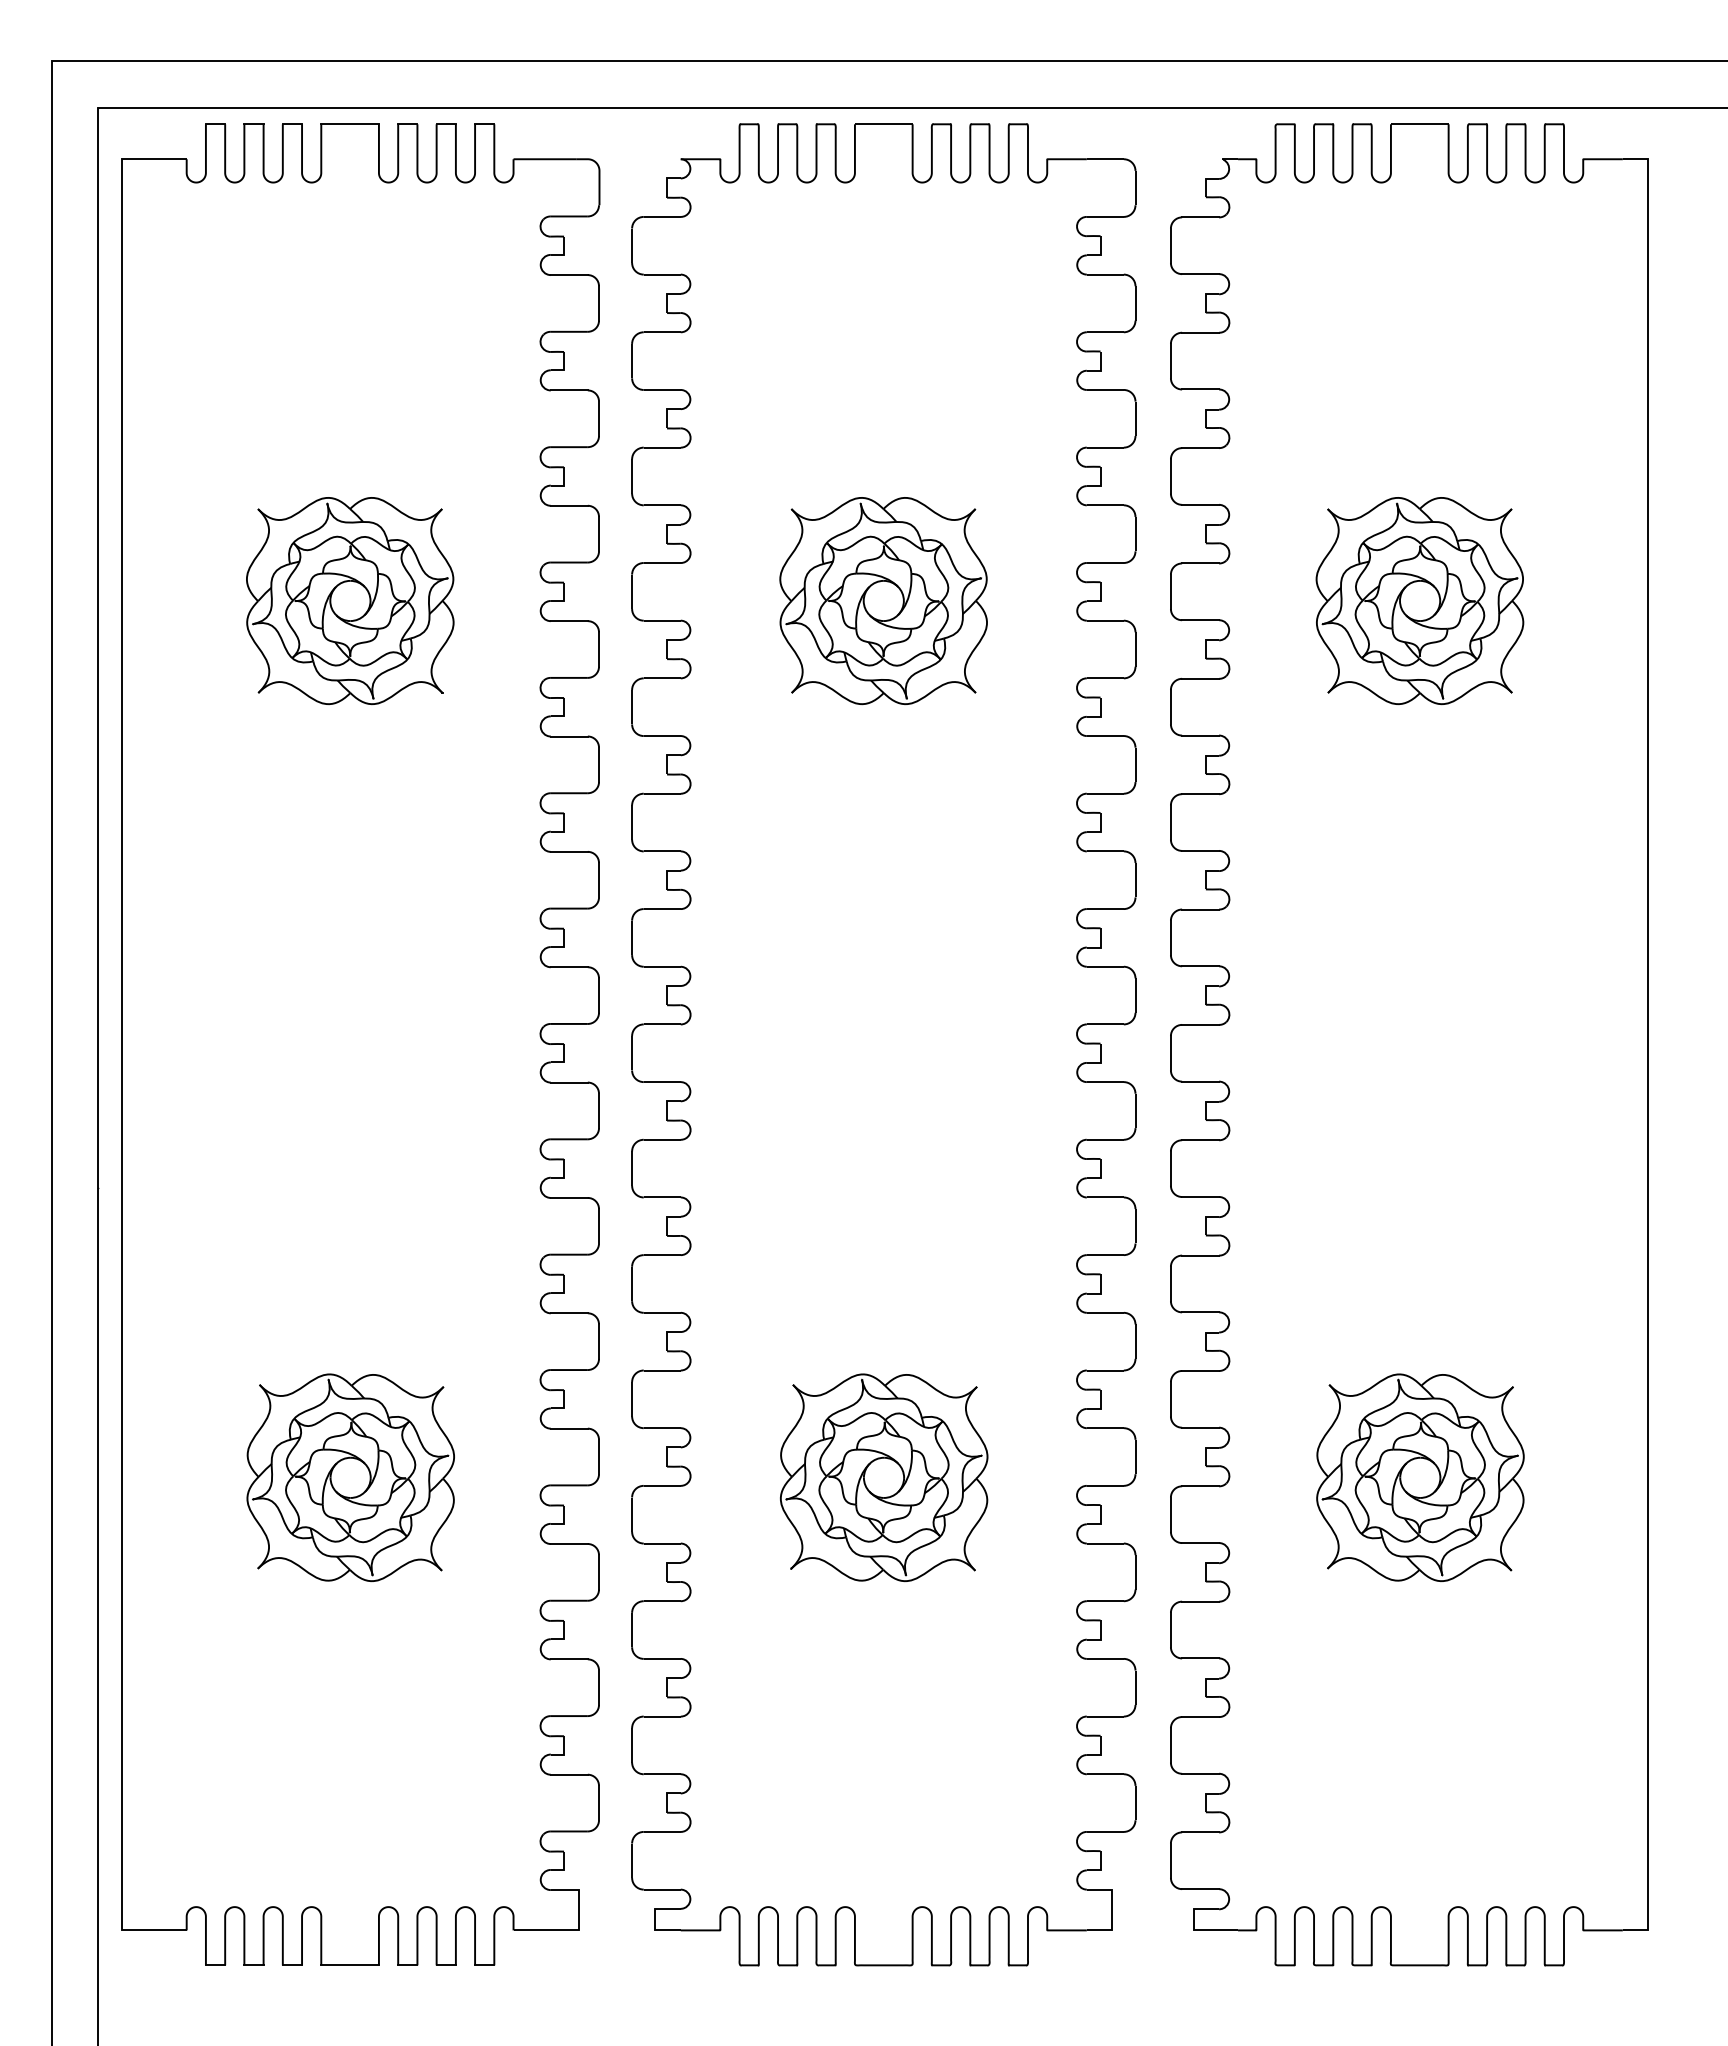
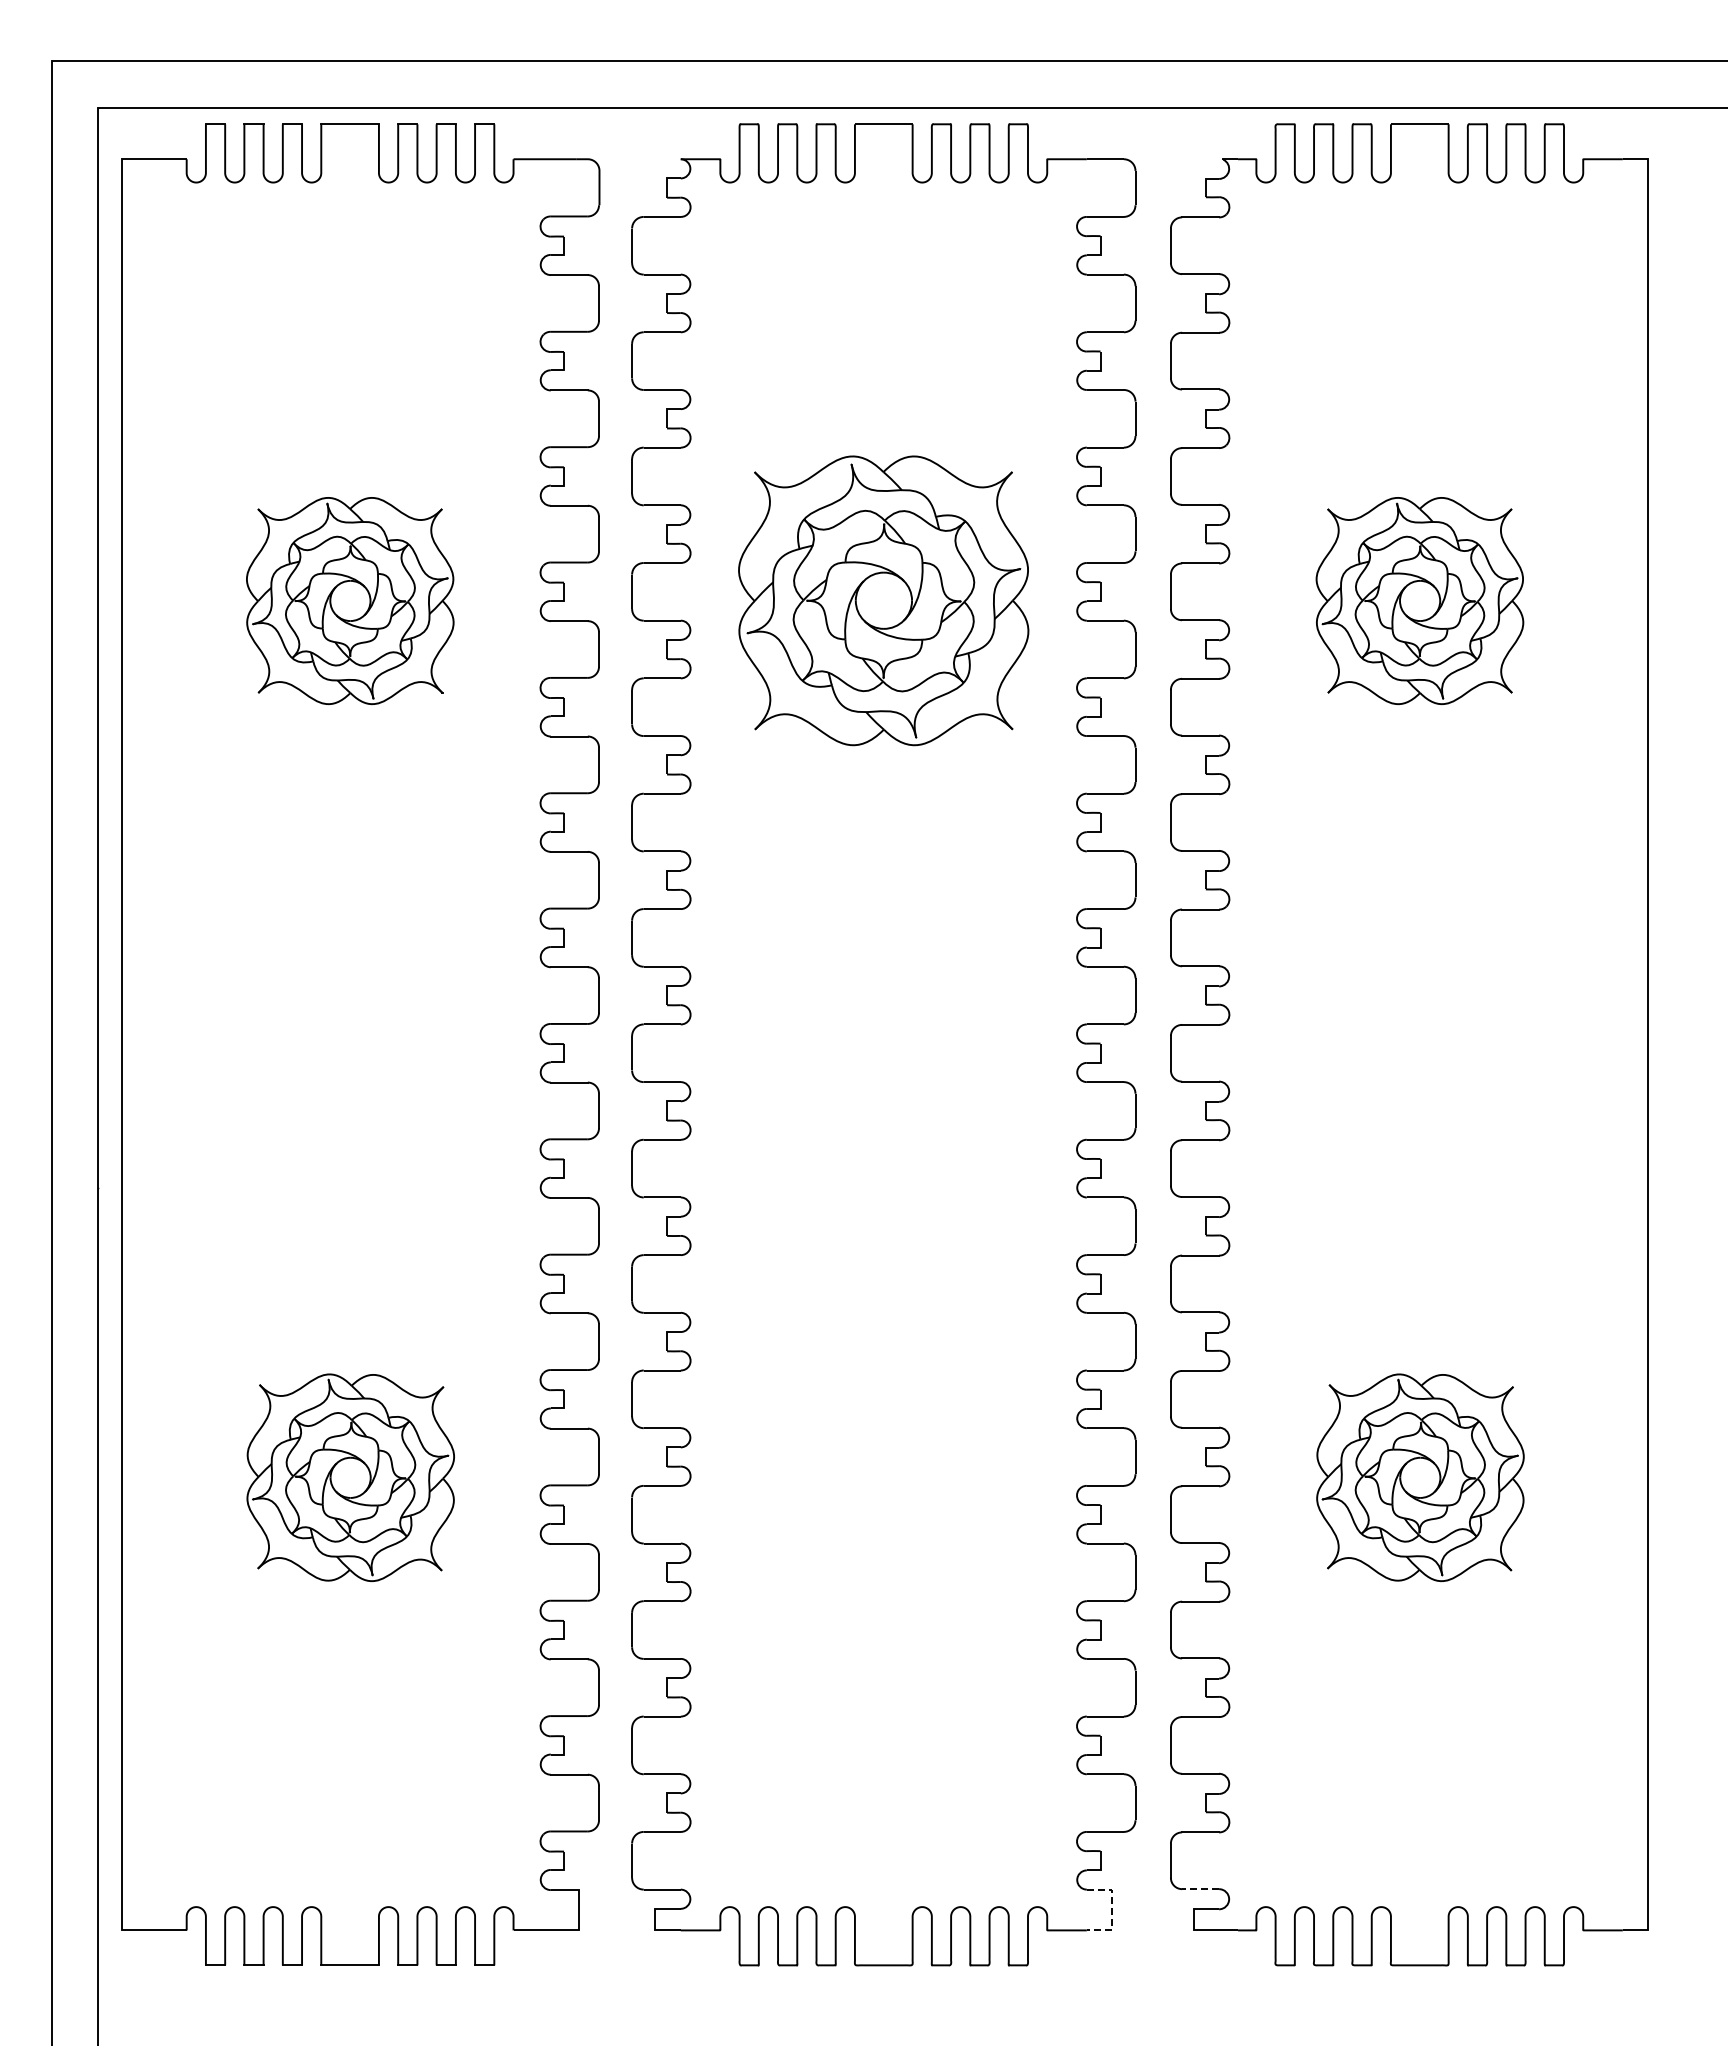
part size: 209x209 px -> 292x292 px (883, 600)
part: present -> none (884, 1477)
line: solid -> dashed (1200, 1889)
line: solid -> dashed (1112, 1910)
